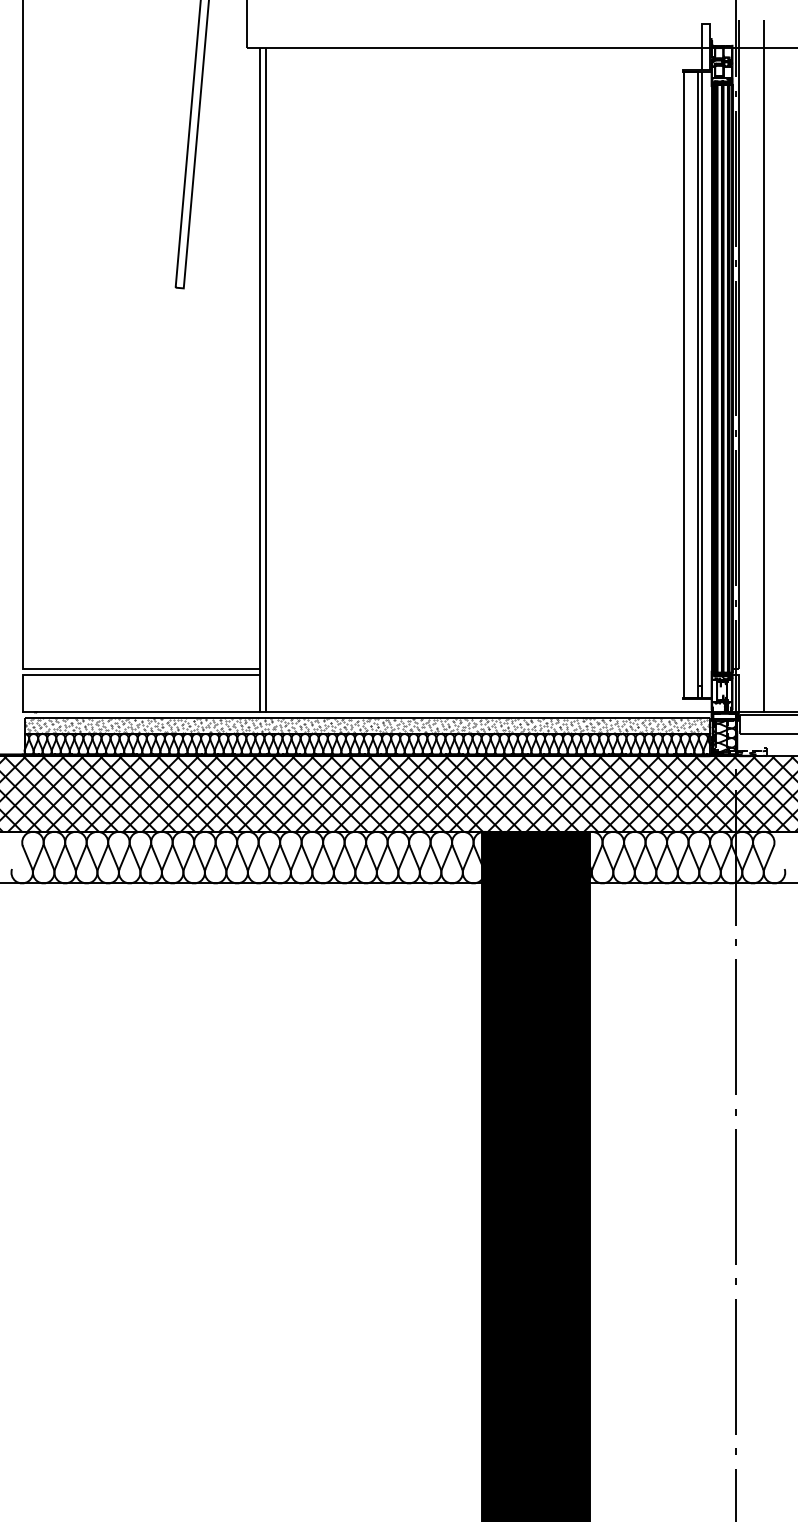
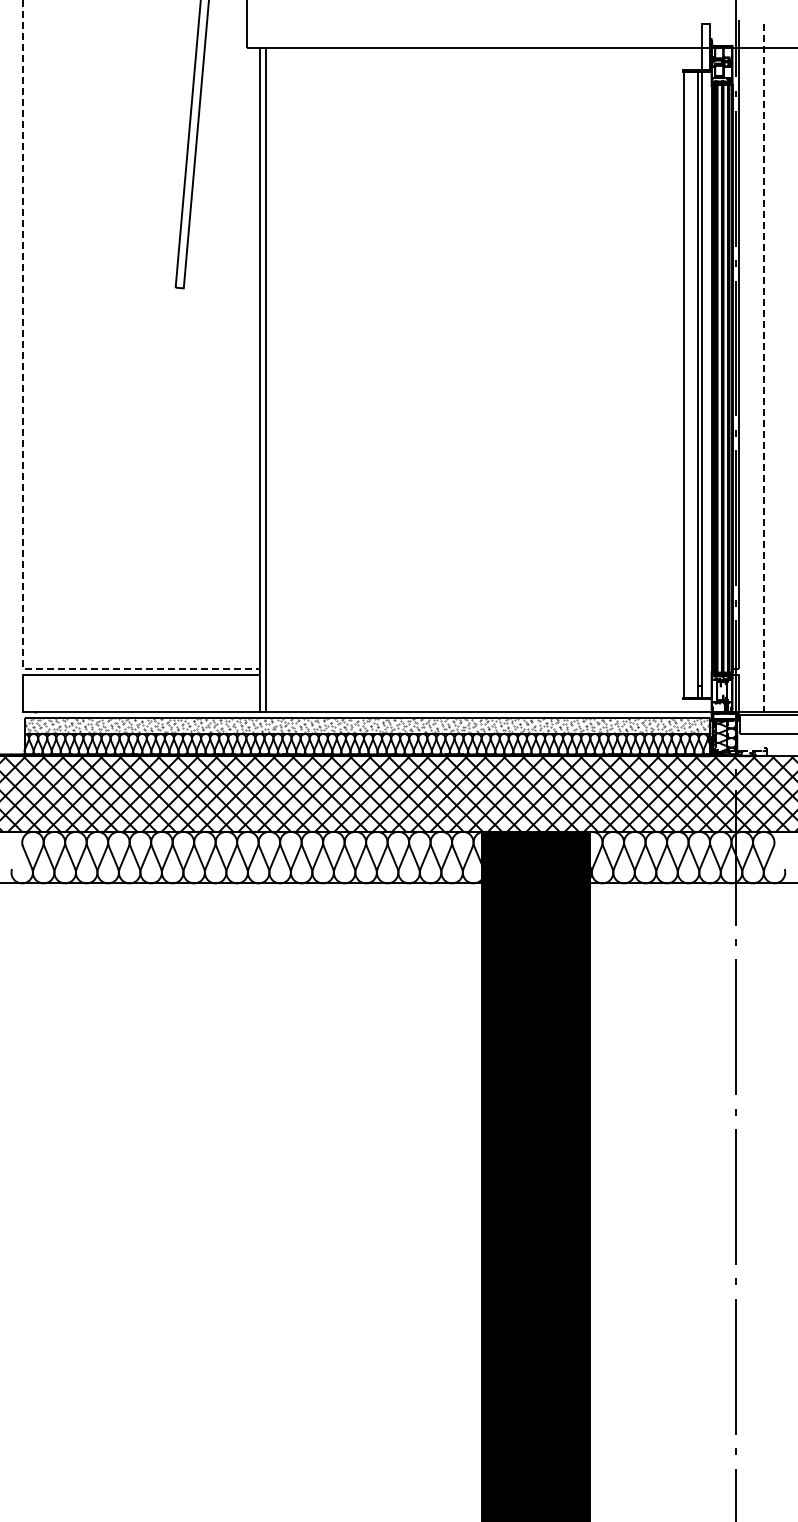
line: solid -> dashed (764, 366)
line: solid -> dashed (23, 454)
